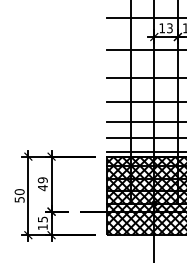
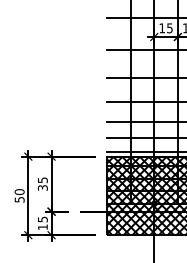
text: 13 -> 15 (169, 27)
text: 49 -> 35 (42, 184)
